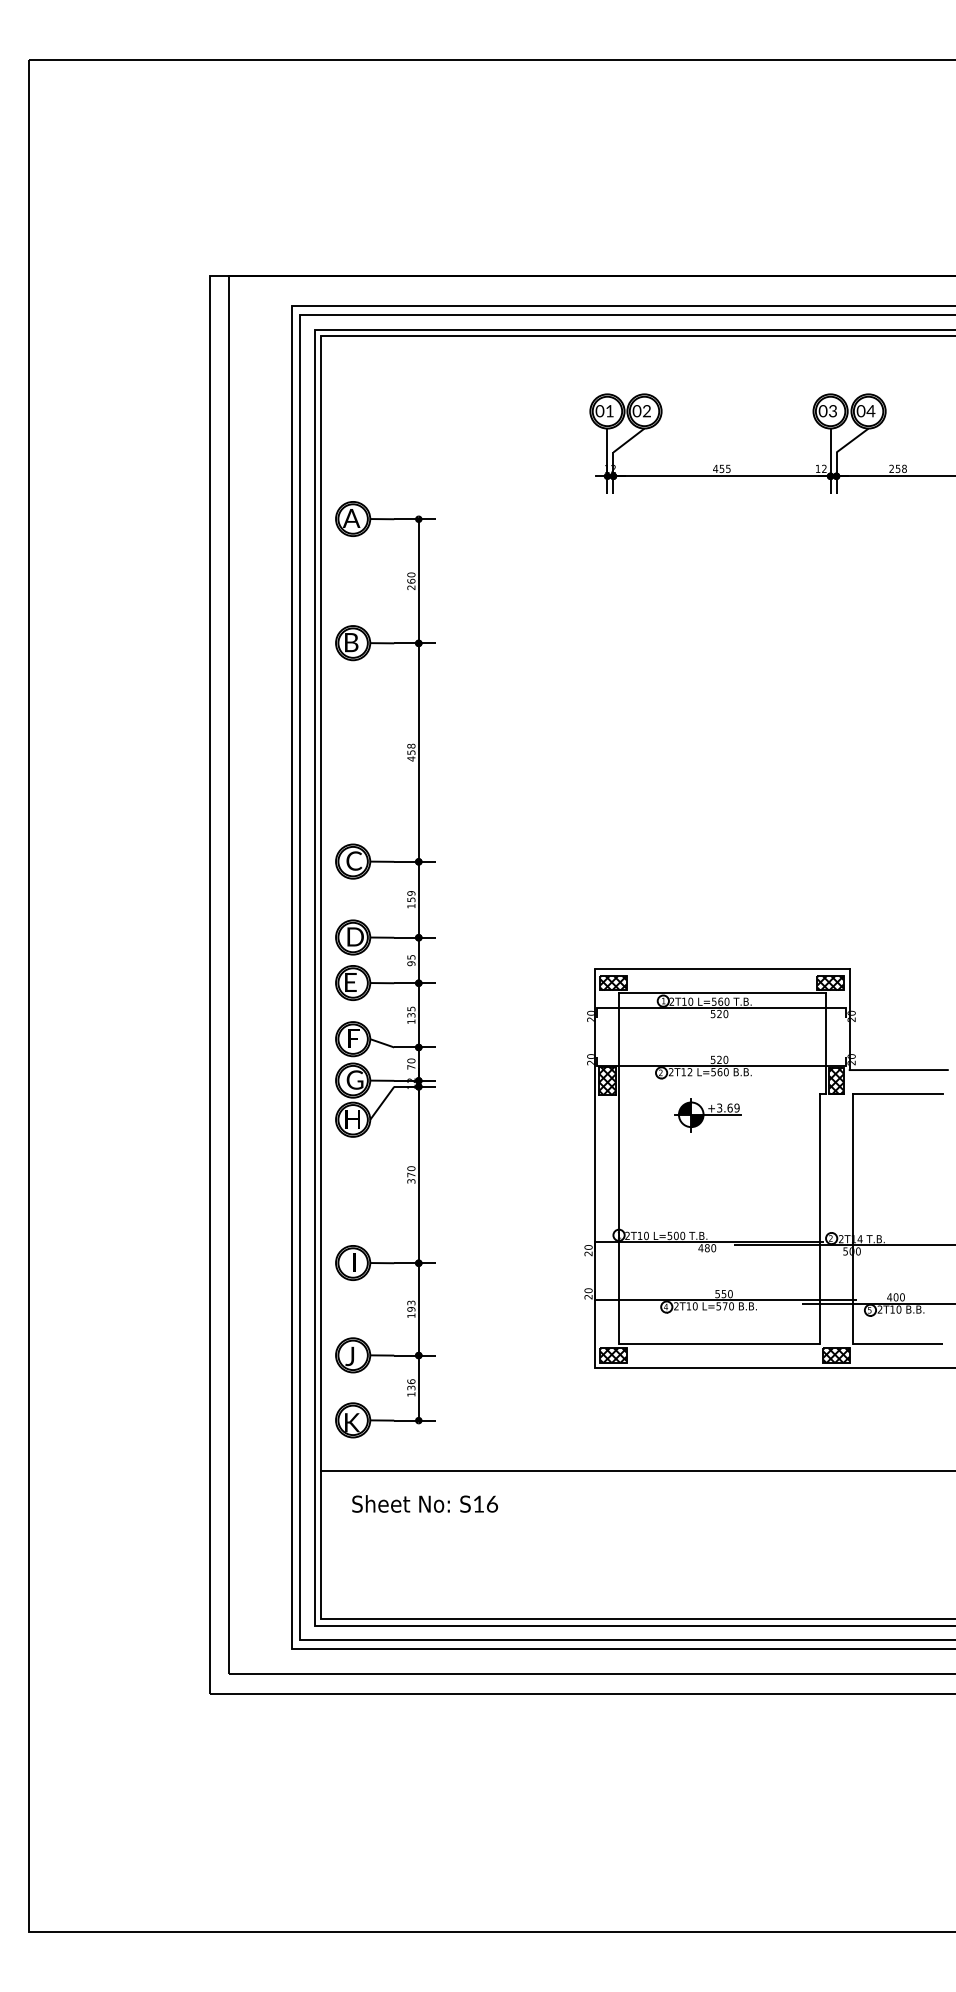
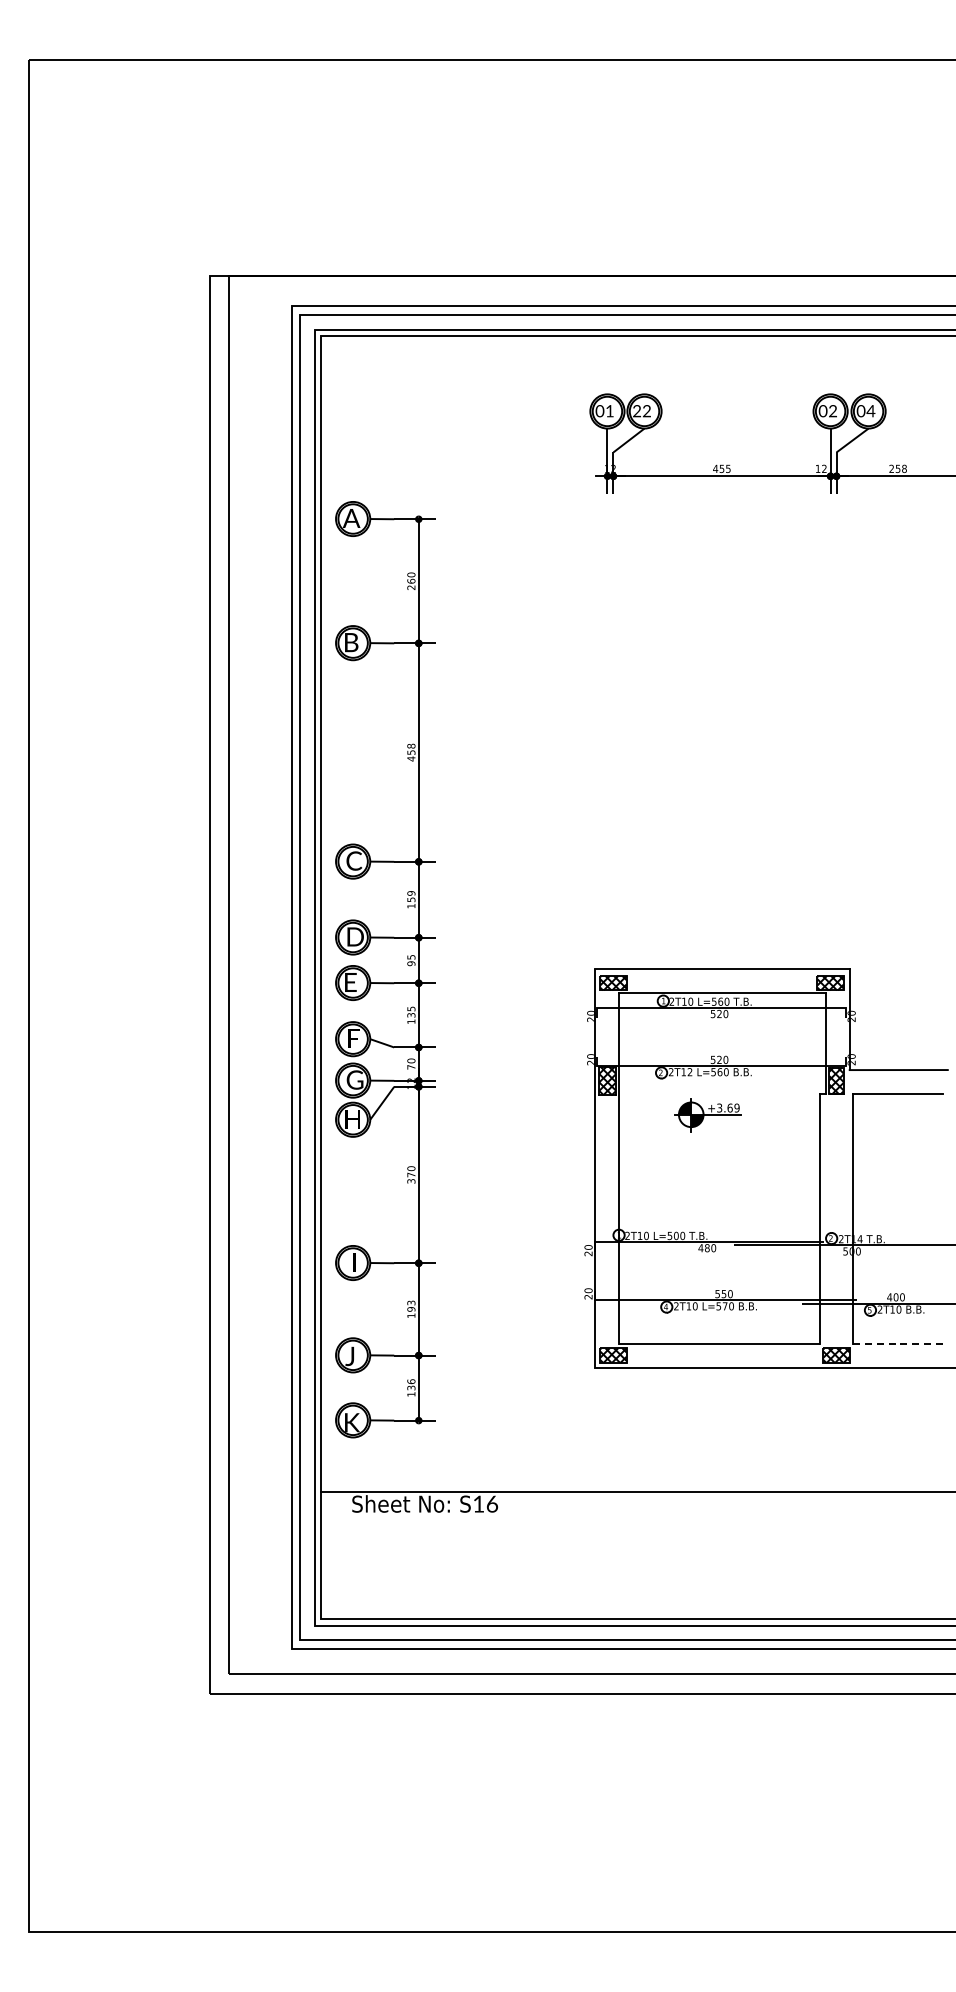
text: 02 -> 22 (636, 411)
text: 03 -> 02 (832, 413)
line: solid -> dashed (898, 1343)
line position: (636, 1471) -> (636, 1492) (636, 1492)
